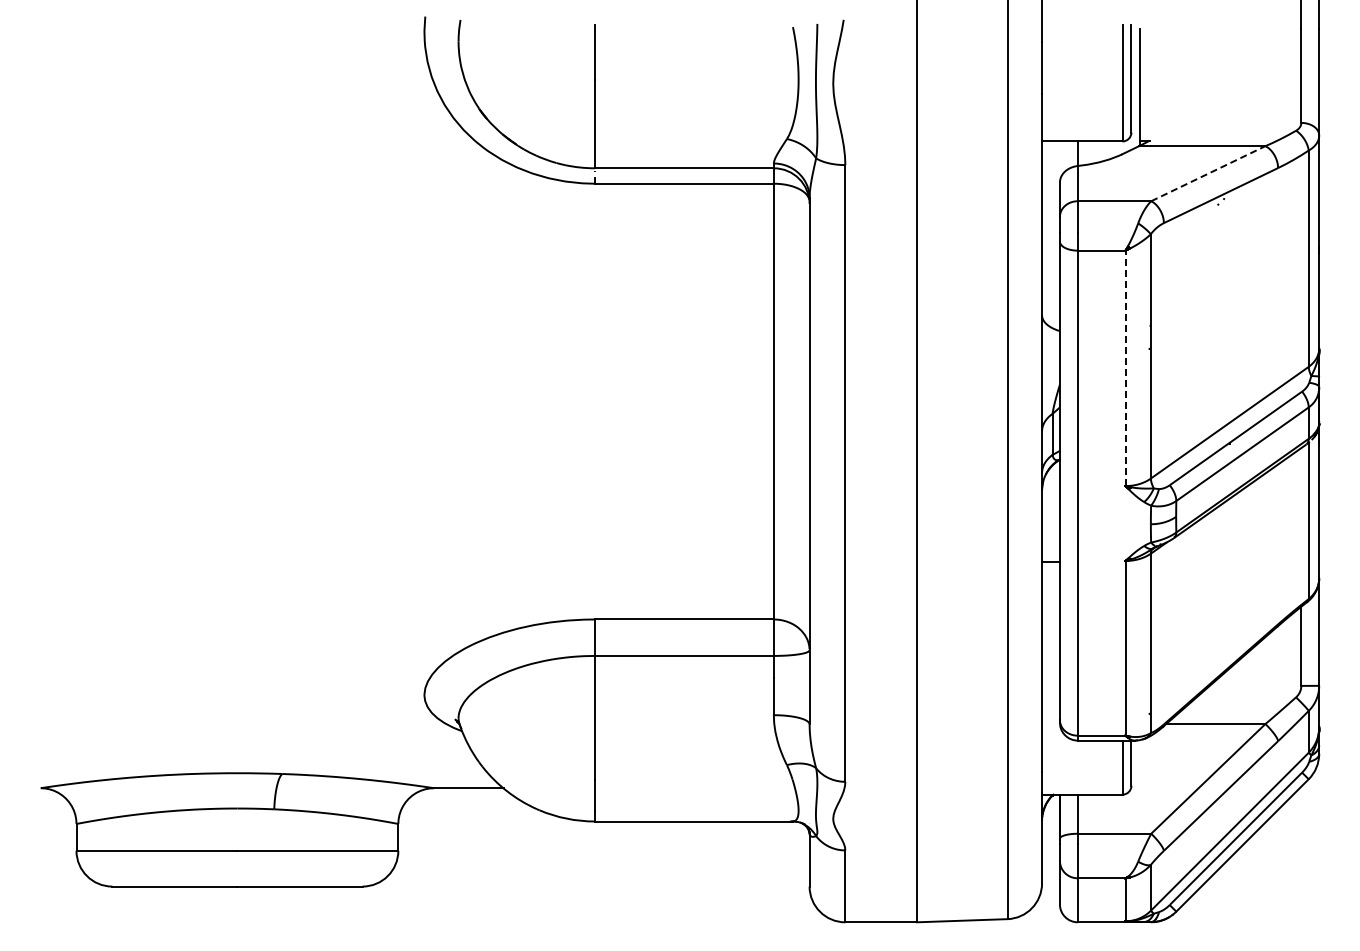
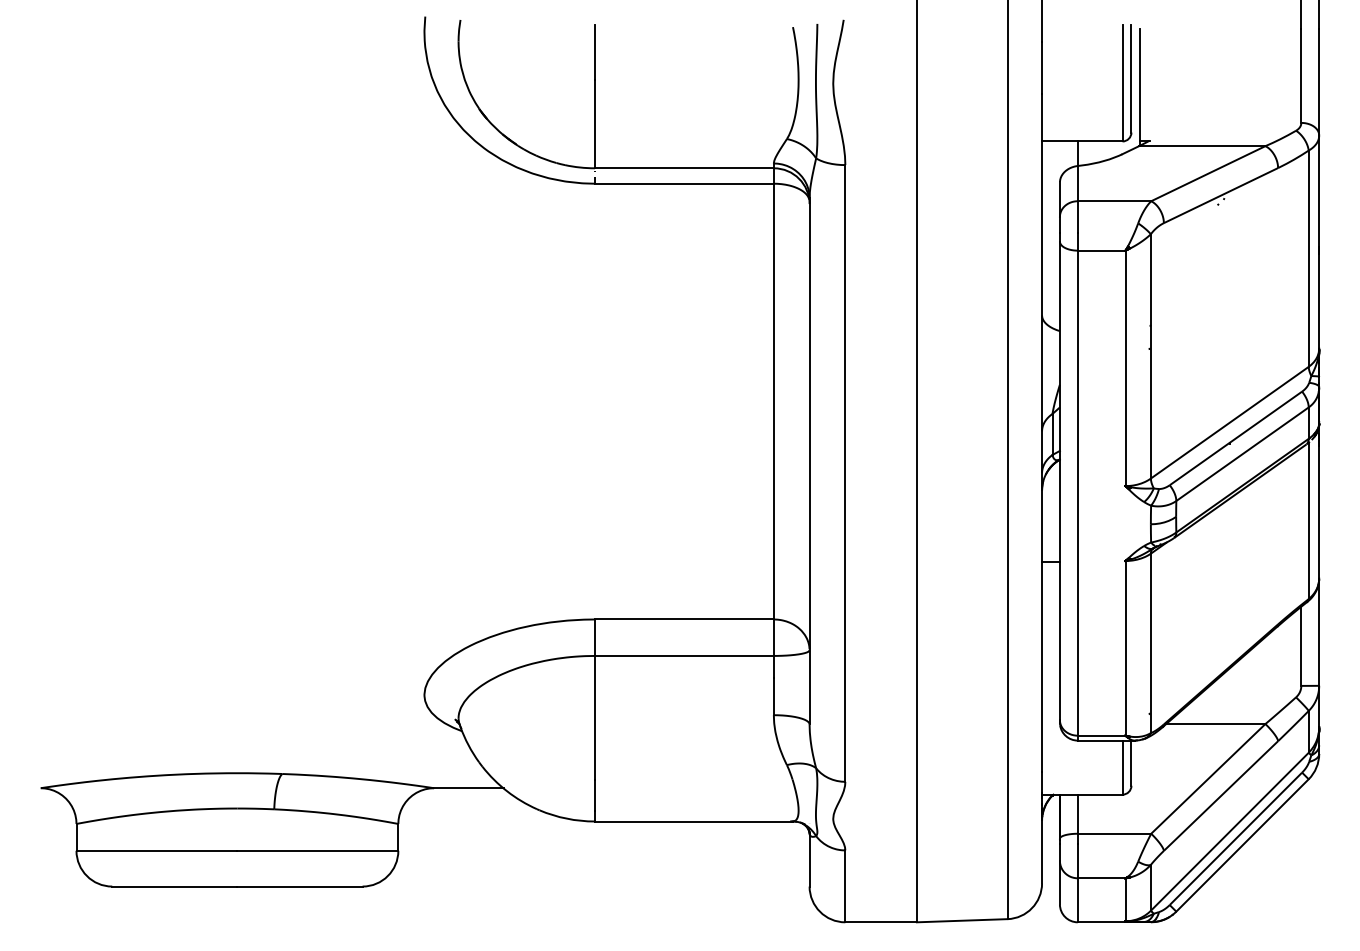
line: dashed -> solid (1208, 173)
line: dashed -> solid (1125, 368)
